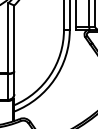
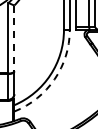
line: solid -> dashed (14, 38)
arc: solid -> dashed (54, 79)
